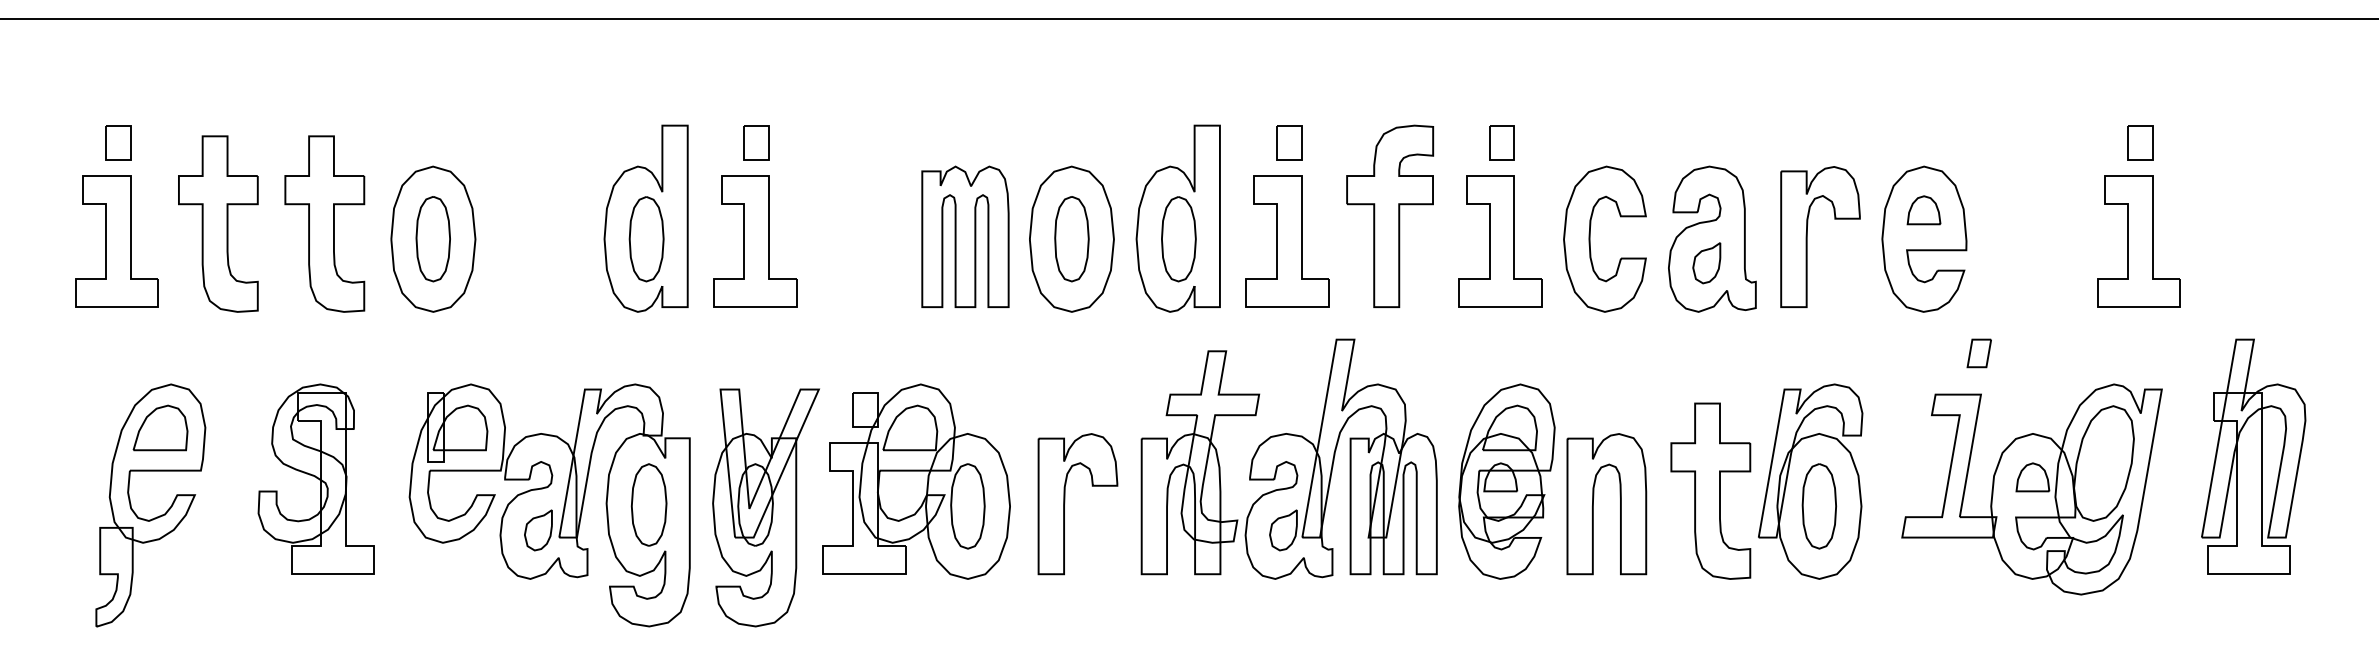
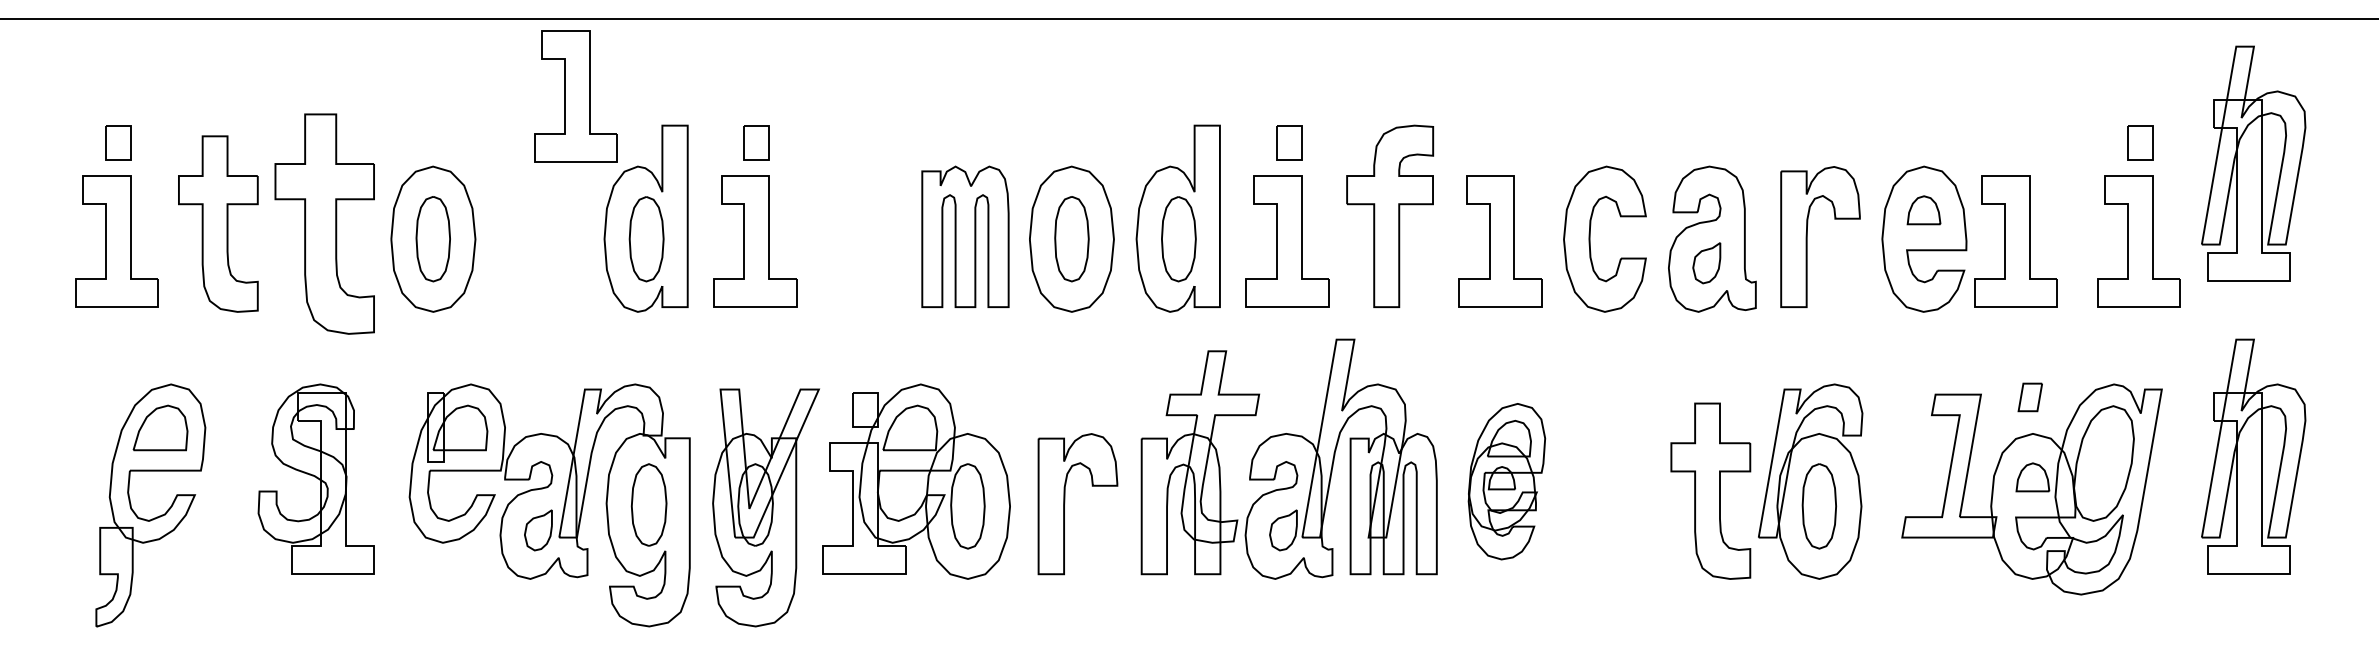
part: none -> present (575, 96)
part: present -> none (1501, 142)
part: none -> present (2253, 163)
part size: 82x178 px -> 101x222 px (324, 223)
part: none -> present (2015, 241)
part position: (1978, 353) -> (2029, 397) (2029, 397)
part size: 98x197 px -> 80x158 px (1506, 481)
part: present -> none (1593, 504)
